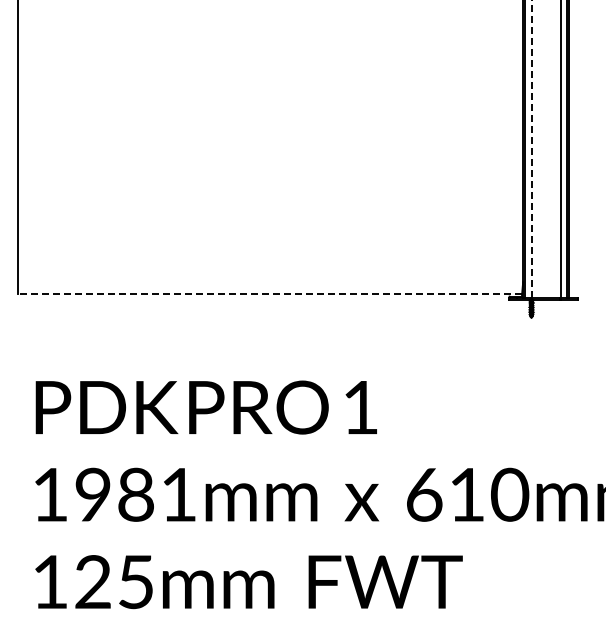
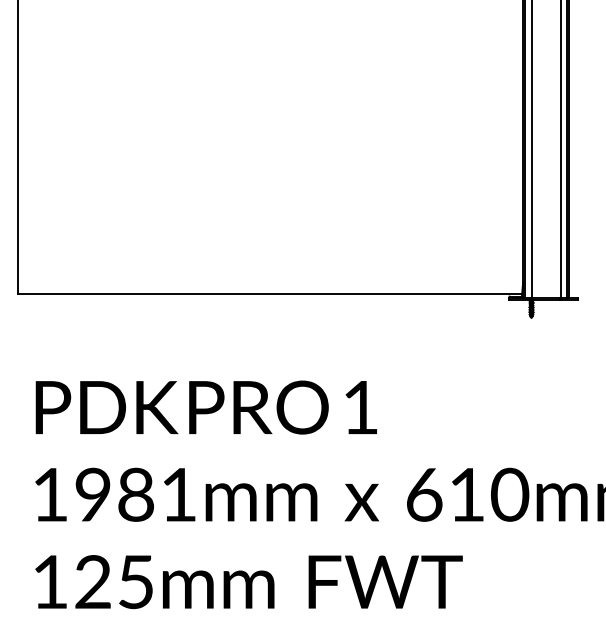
line: dashed -> solid (531, 149)
line: dashed -> solid (270, 293)
